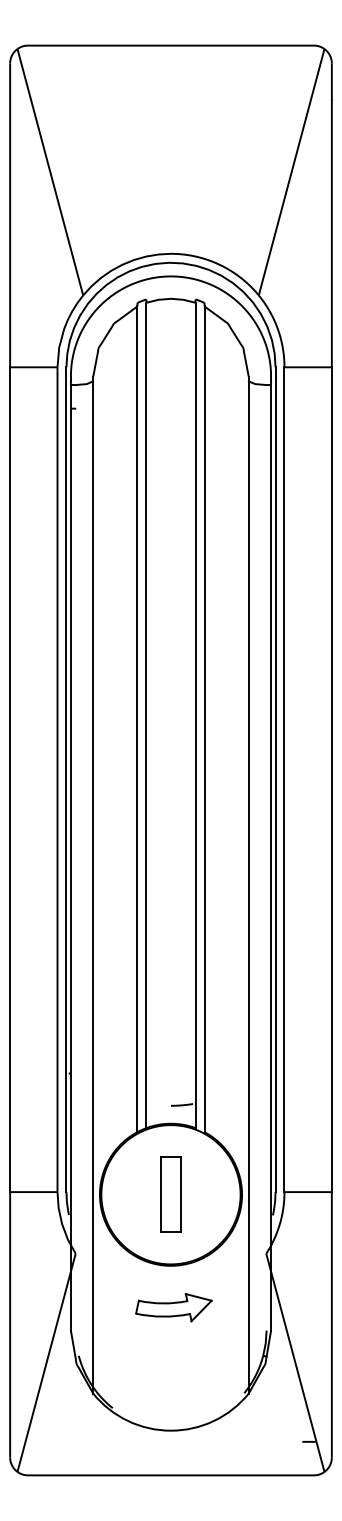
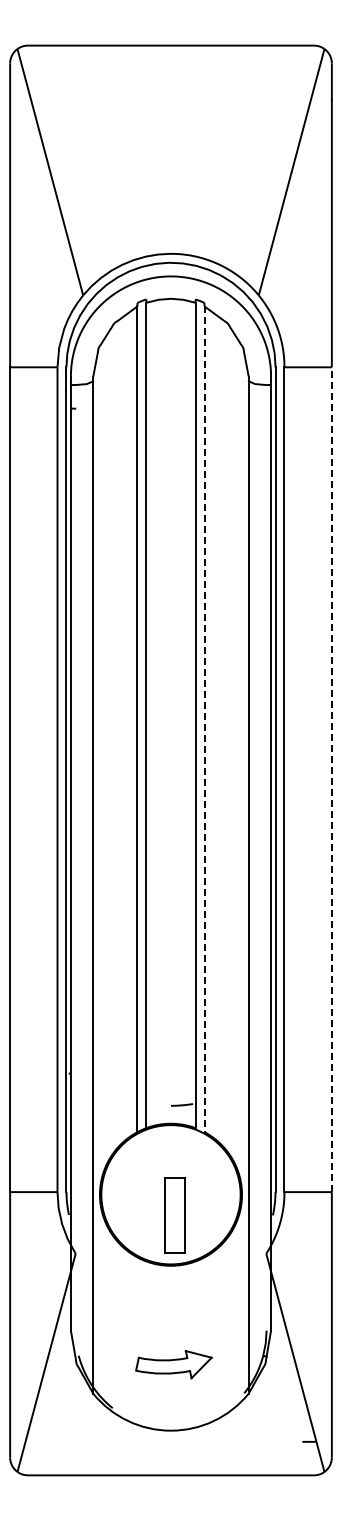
line: solid -> dashed (204, 719)
line: solid -> dashed (331, 779)
part position: (170, 1194) -> (174, 1215) (174, 1215)
part position: (173, 1307) -> (173, 1364) (173, 1364)
